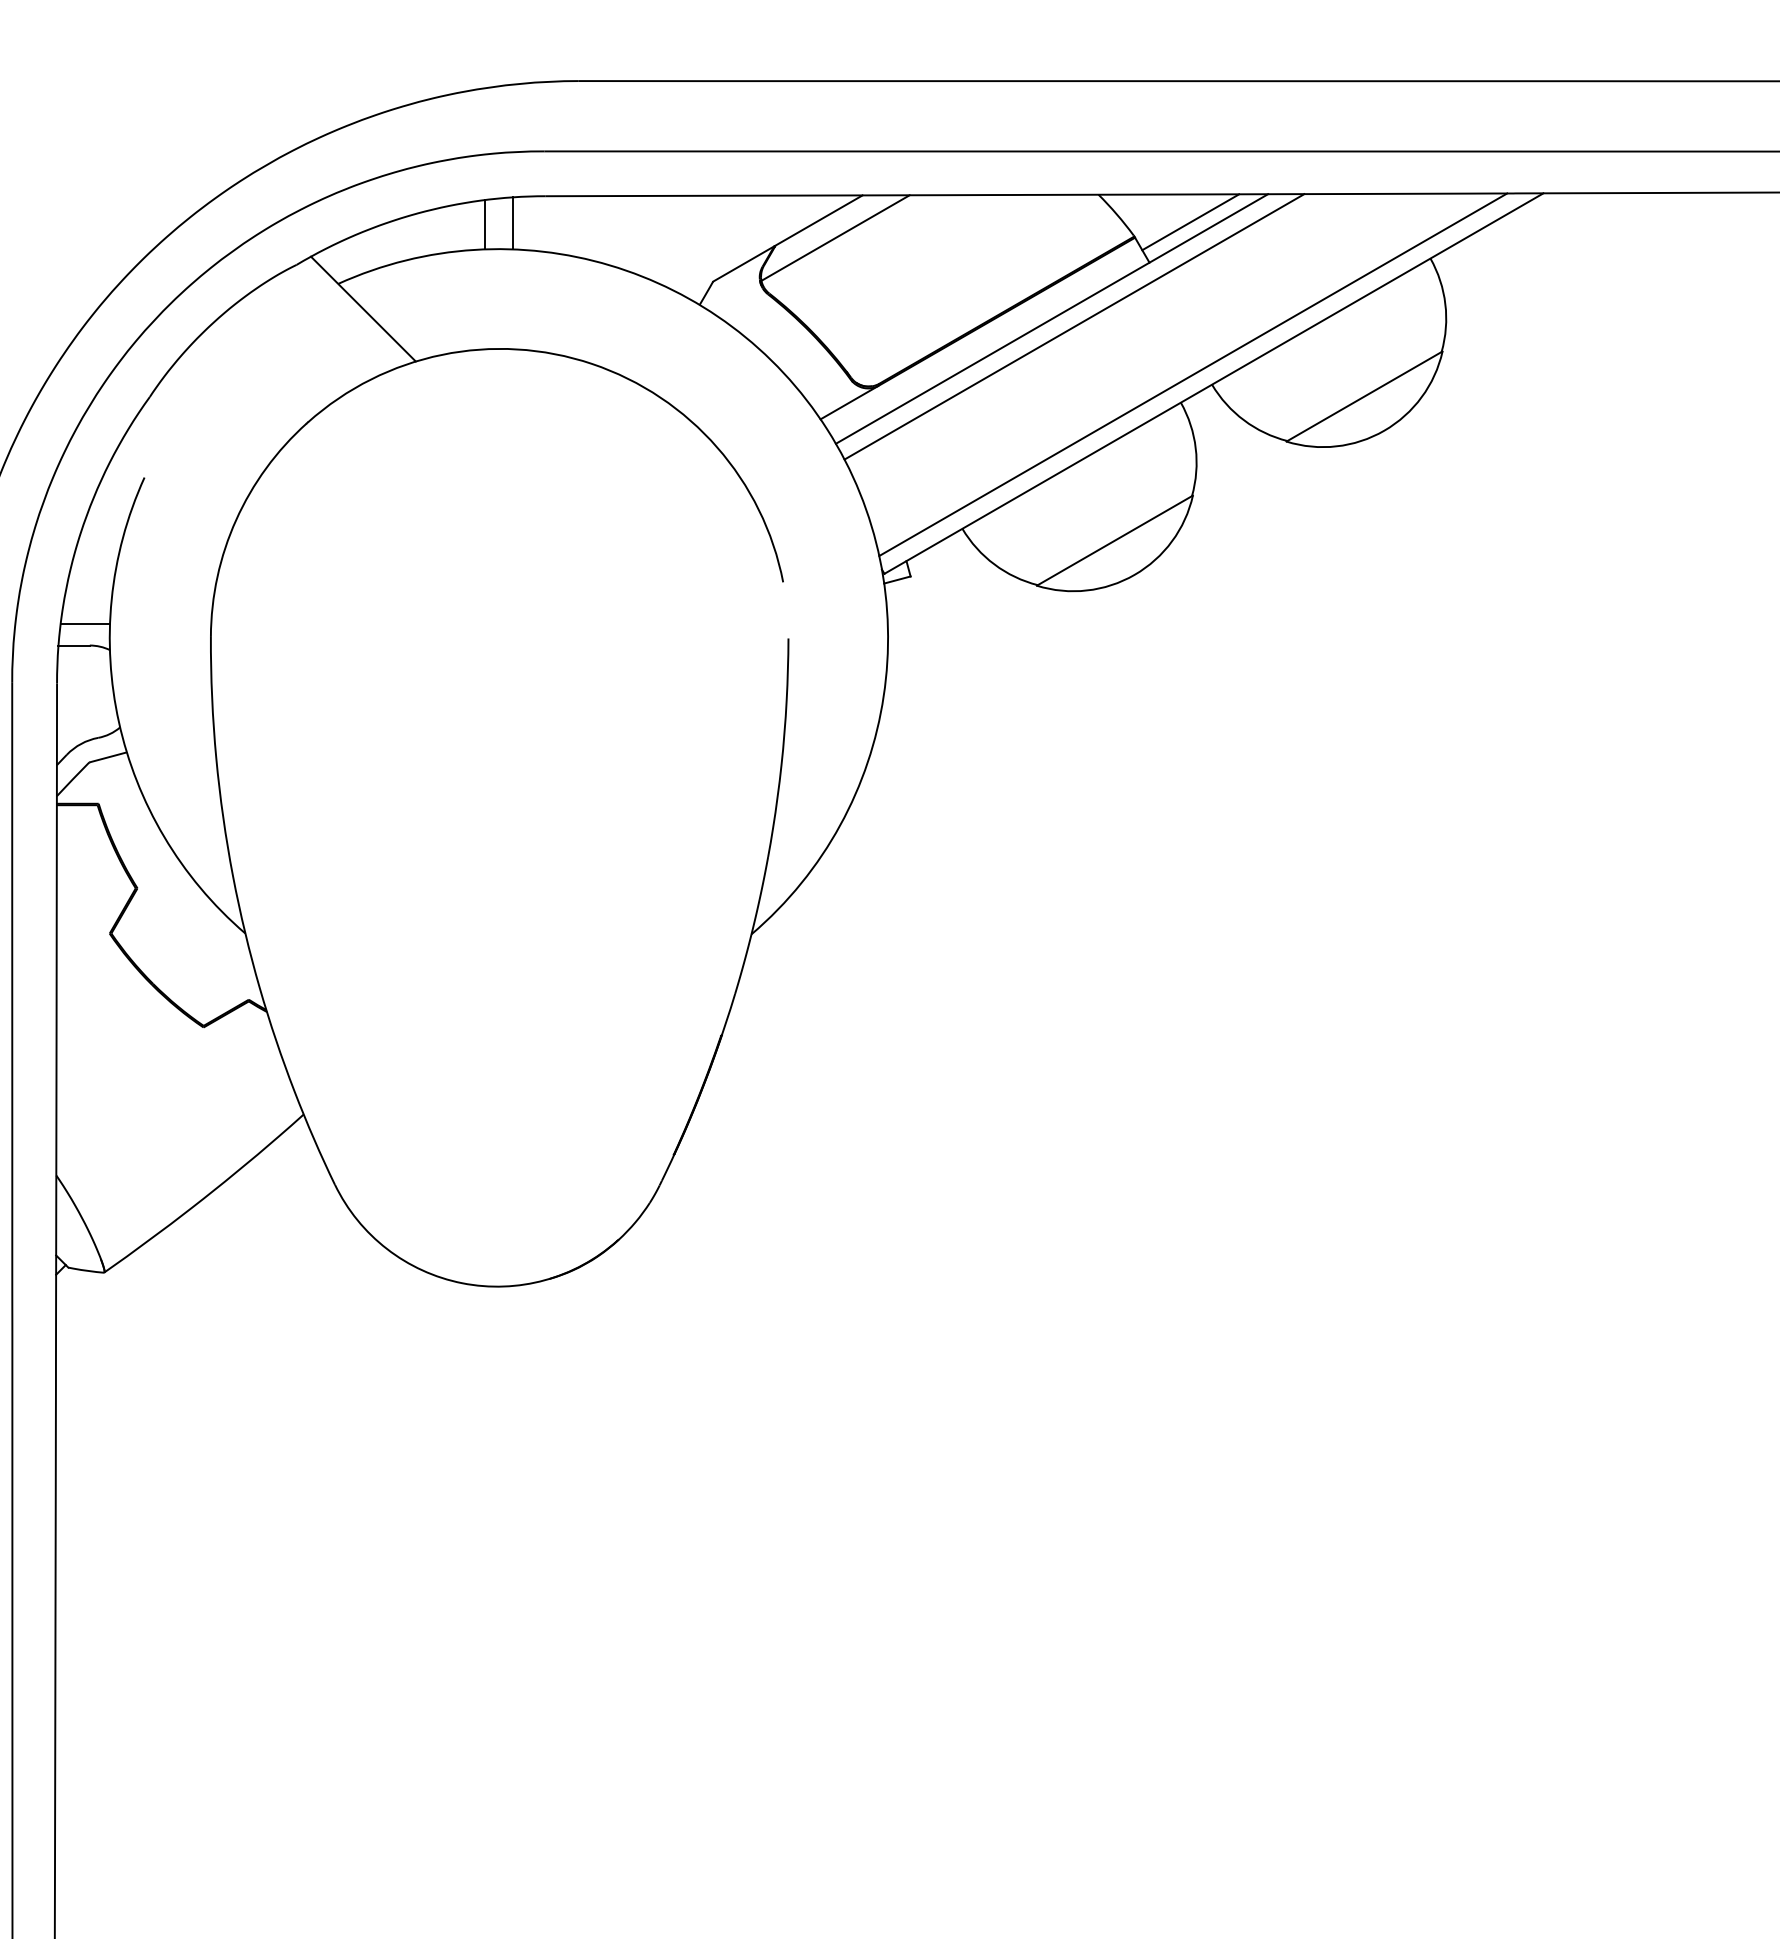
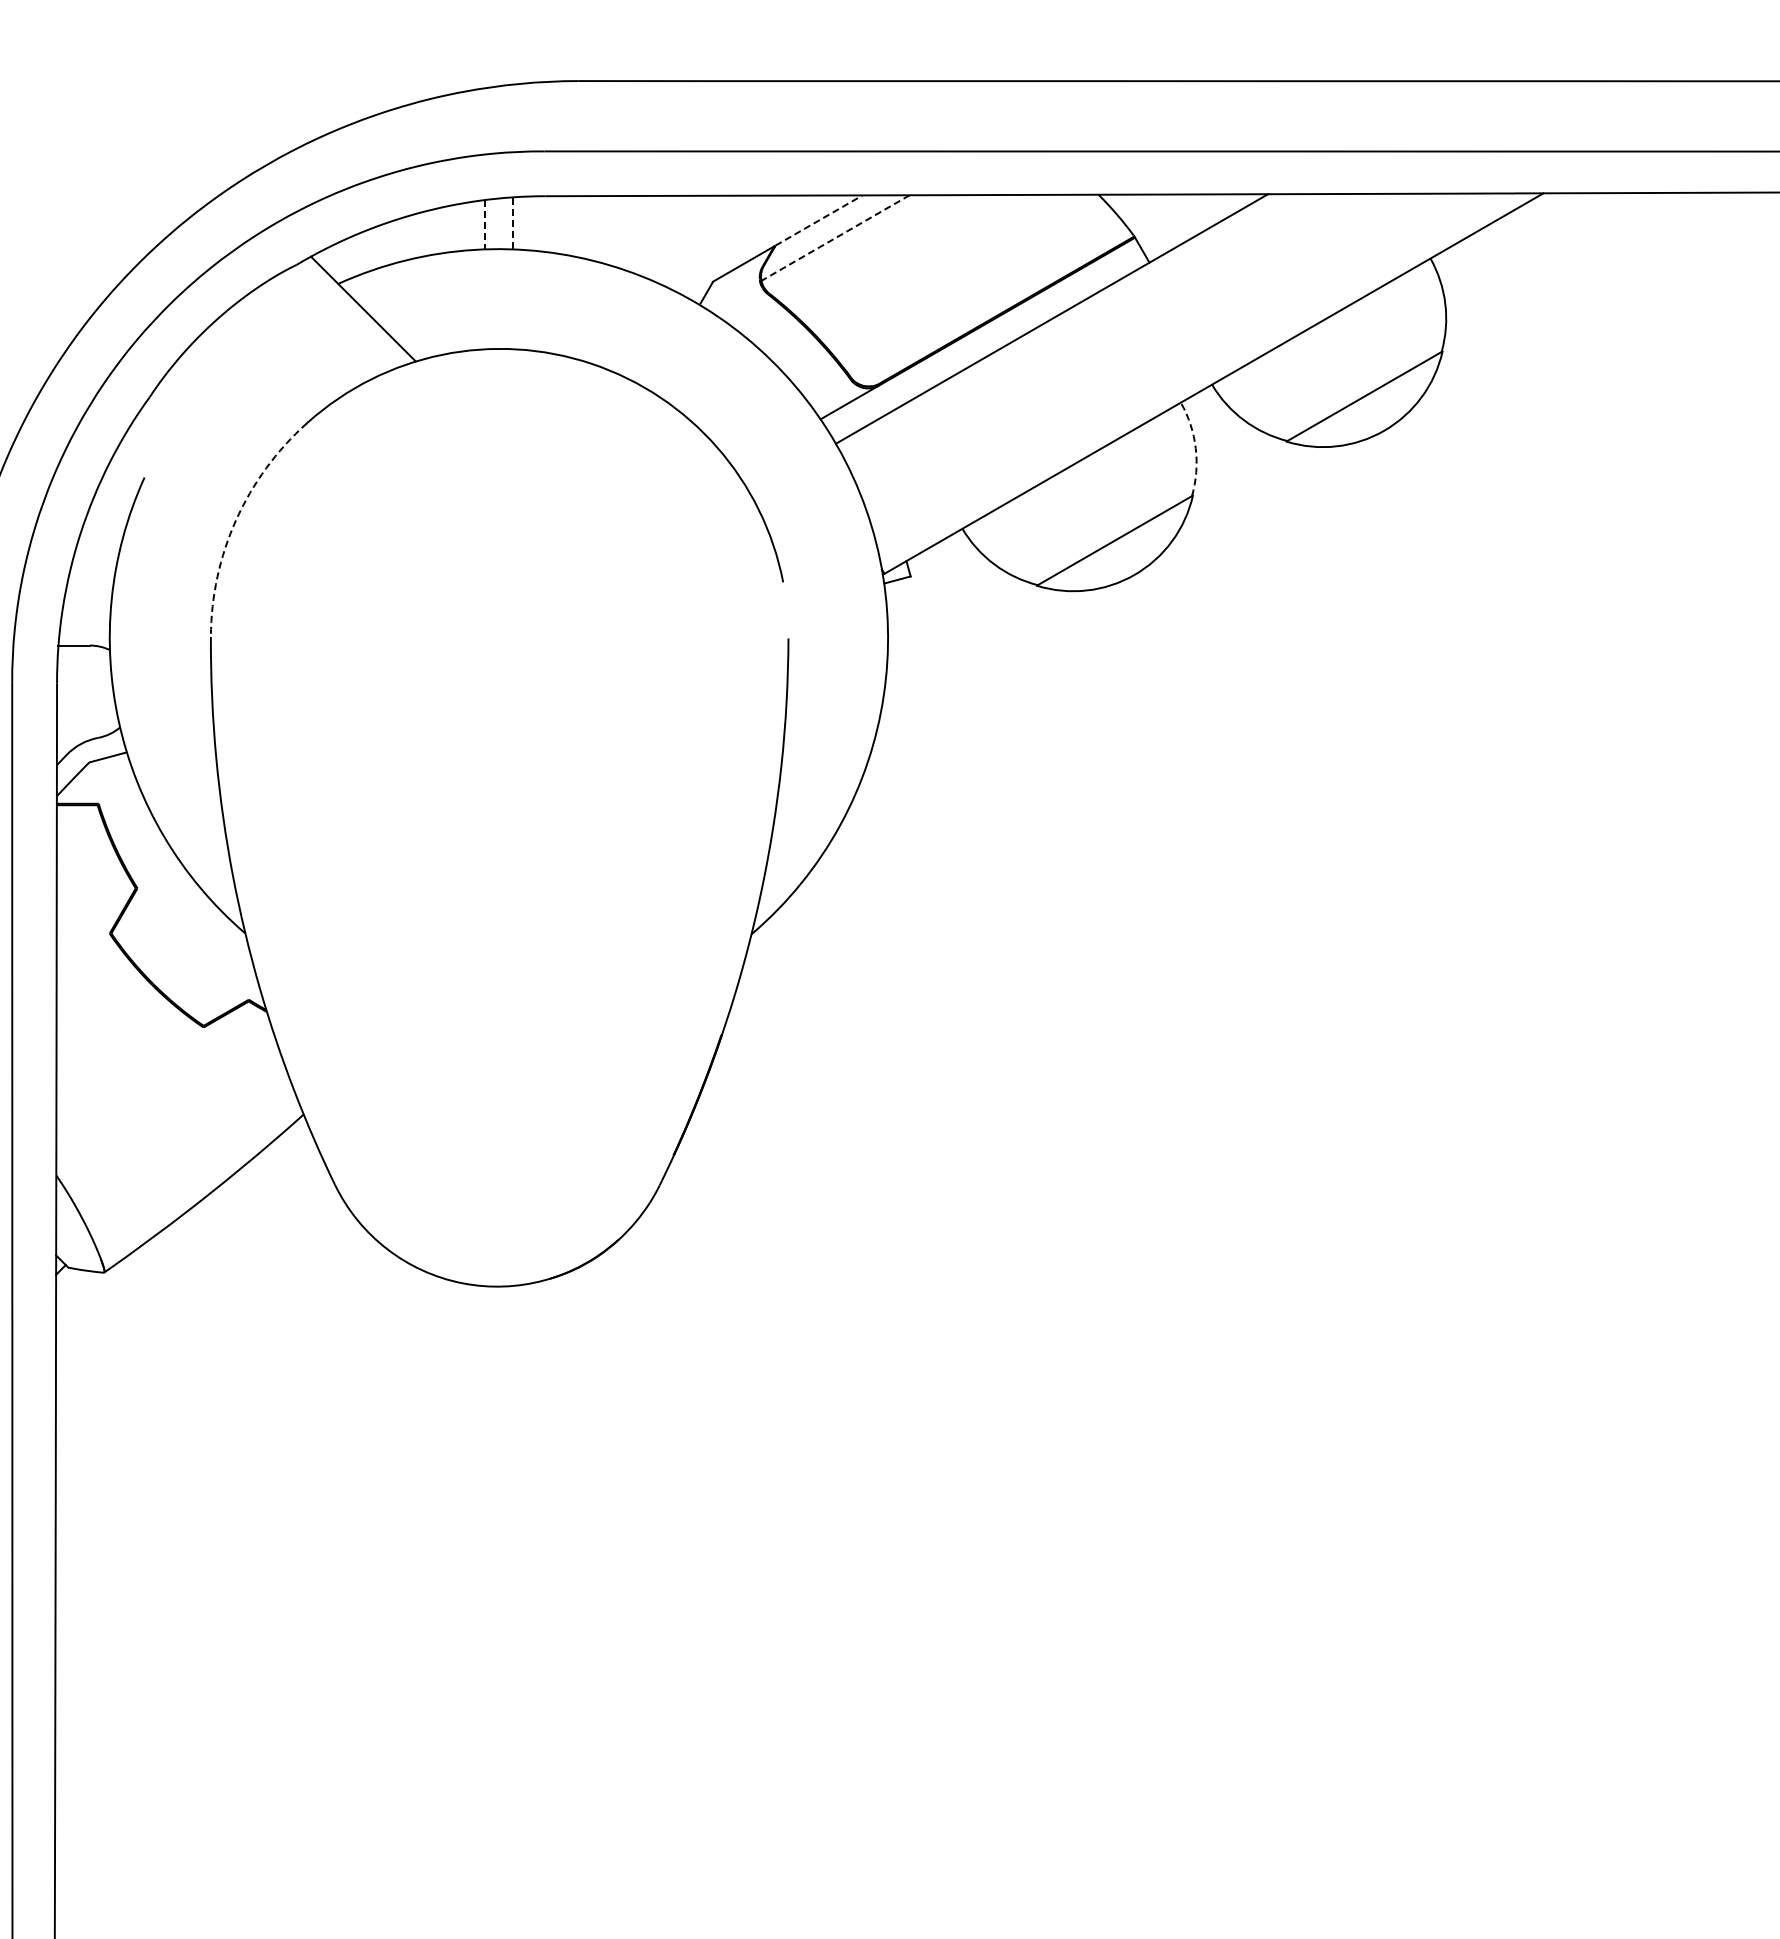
line: solid -> dashed (819, 220)
line: solid -> dashed (513, 222)
line: present -> none (1190, 222)
line: solid -> dashed (484, 224)
line: solid -> dashed (835, 238)
line: present -> none (1074, 326)
line: present -> none (1193, 374)
arc: solid -> dashed (1195, 448)
arc: solid -> dashed (236, 519)
line: present -> none (85, 623)
